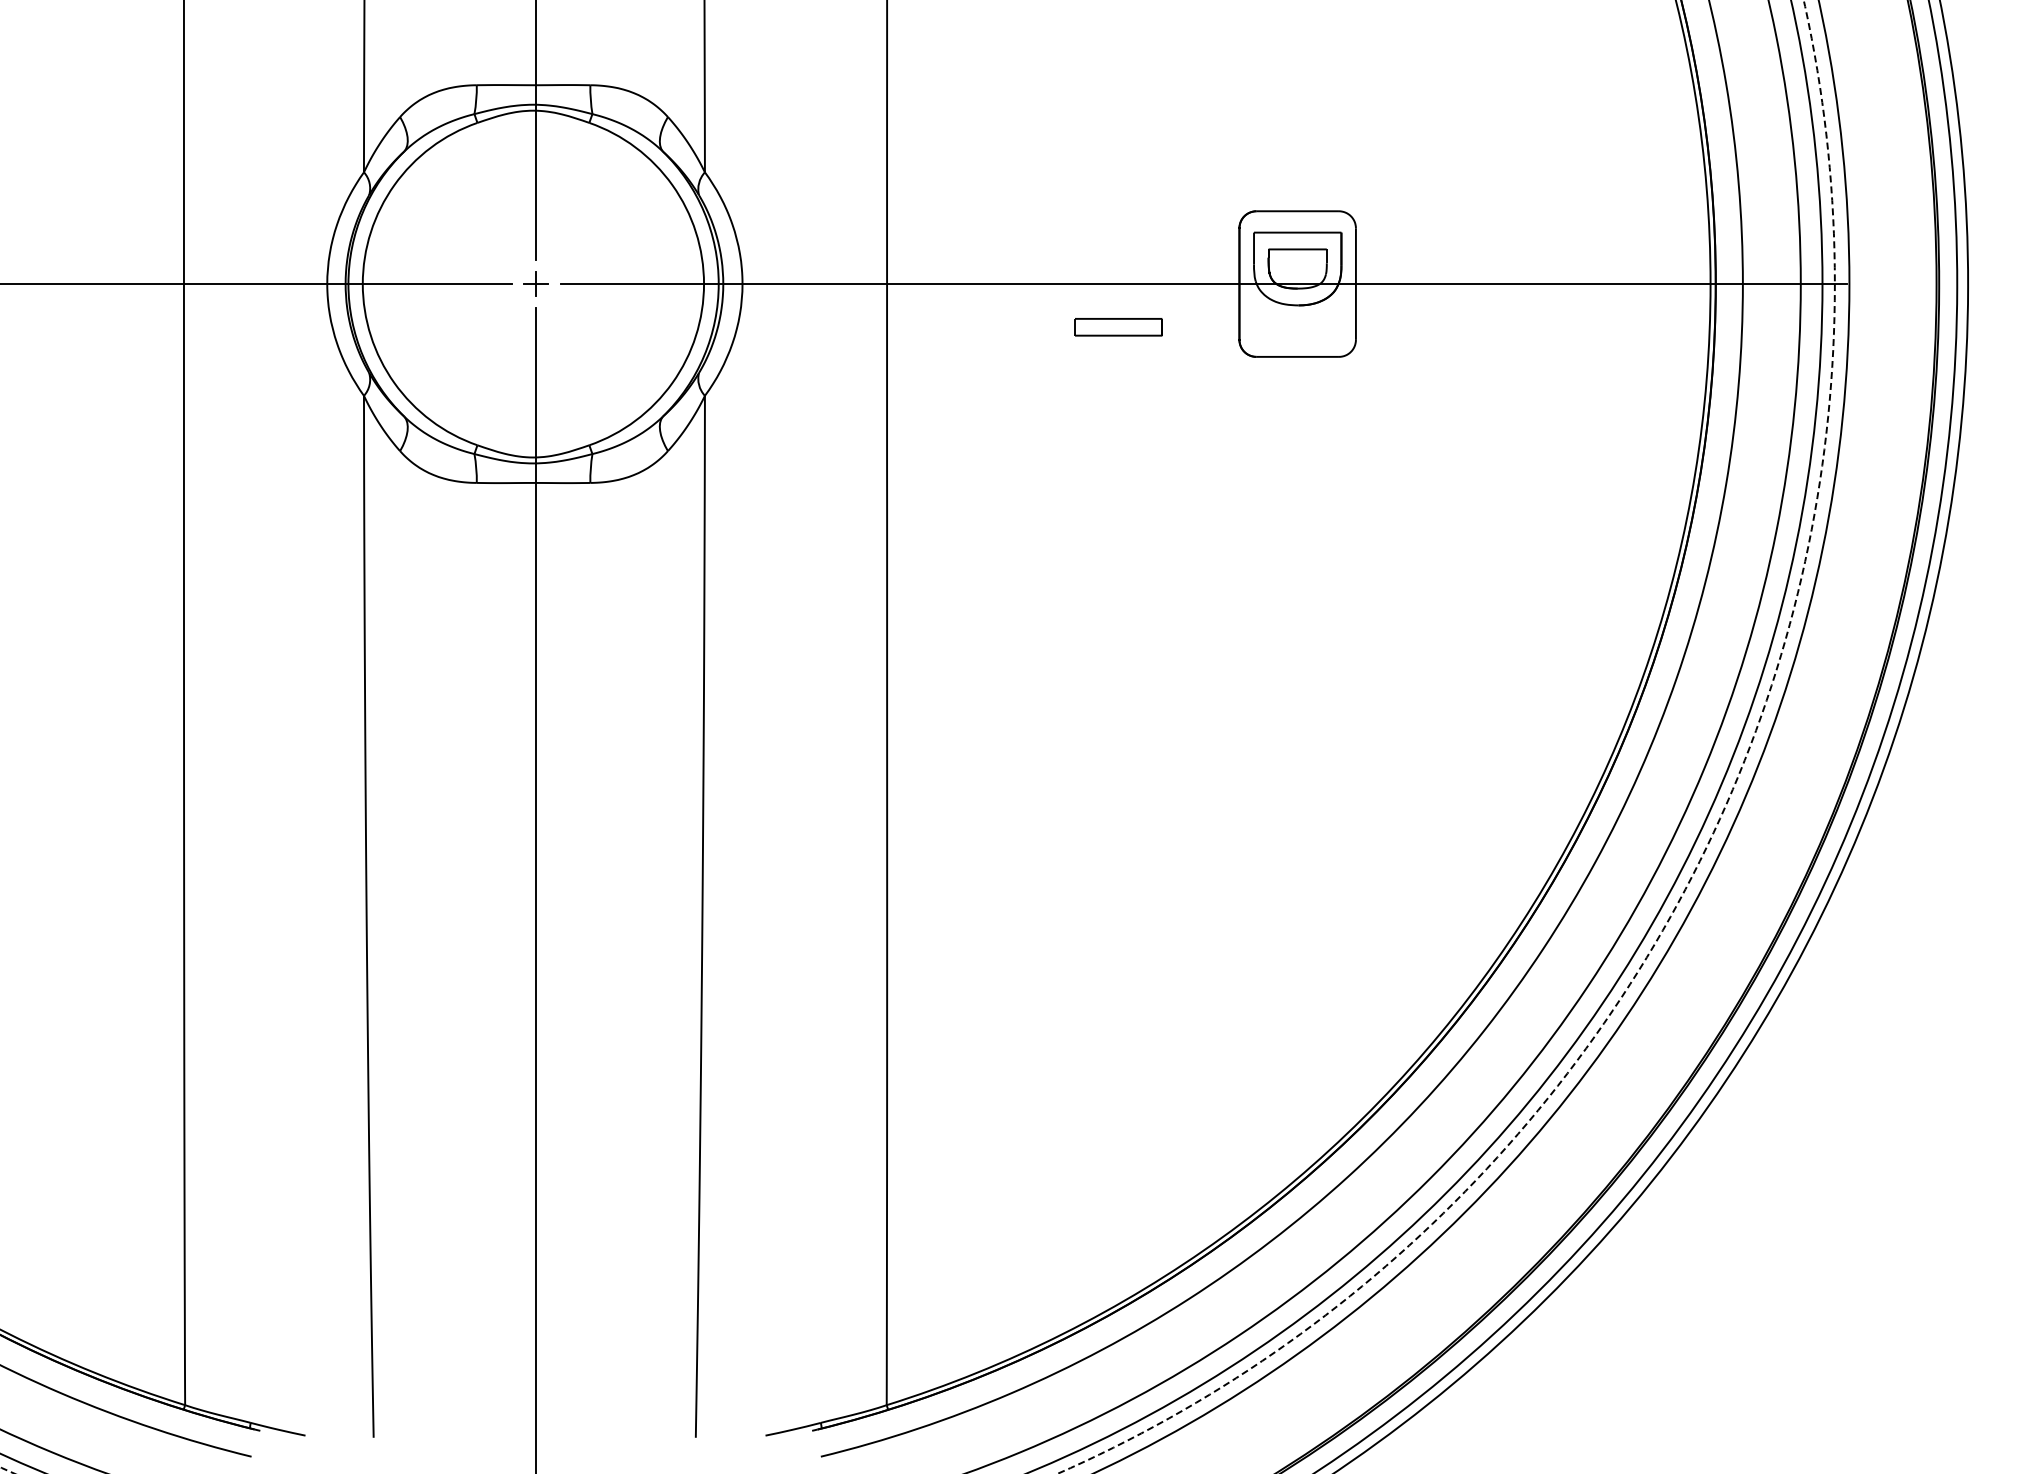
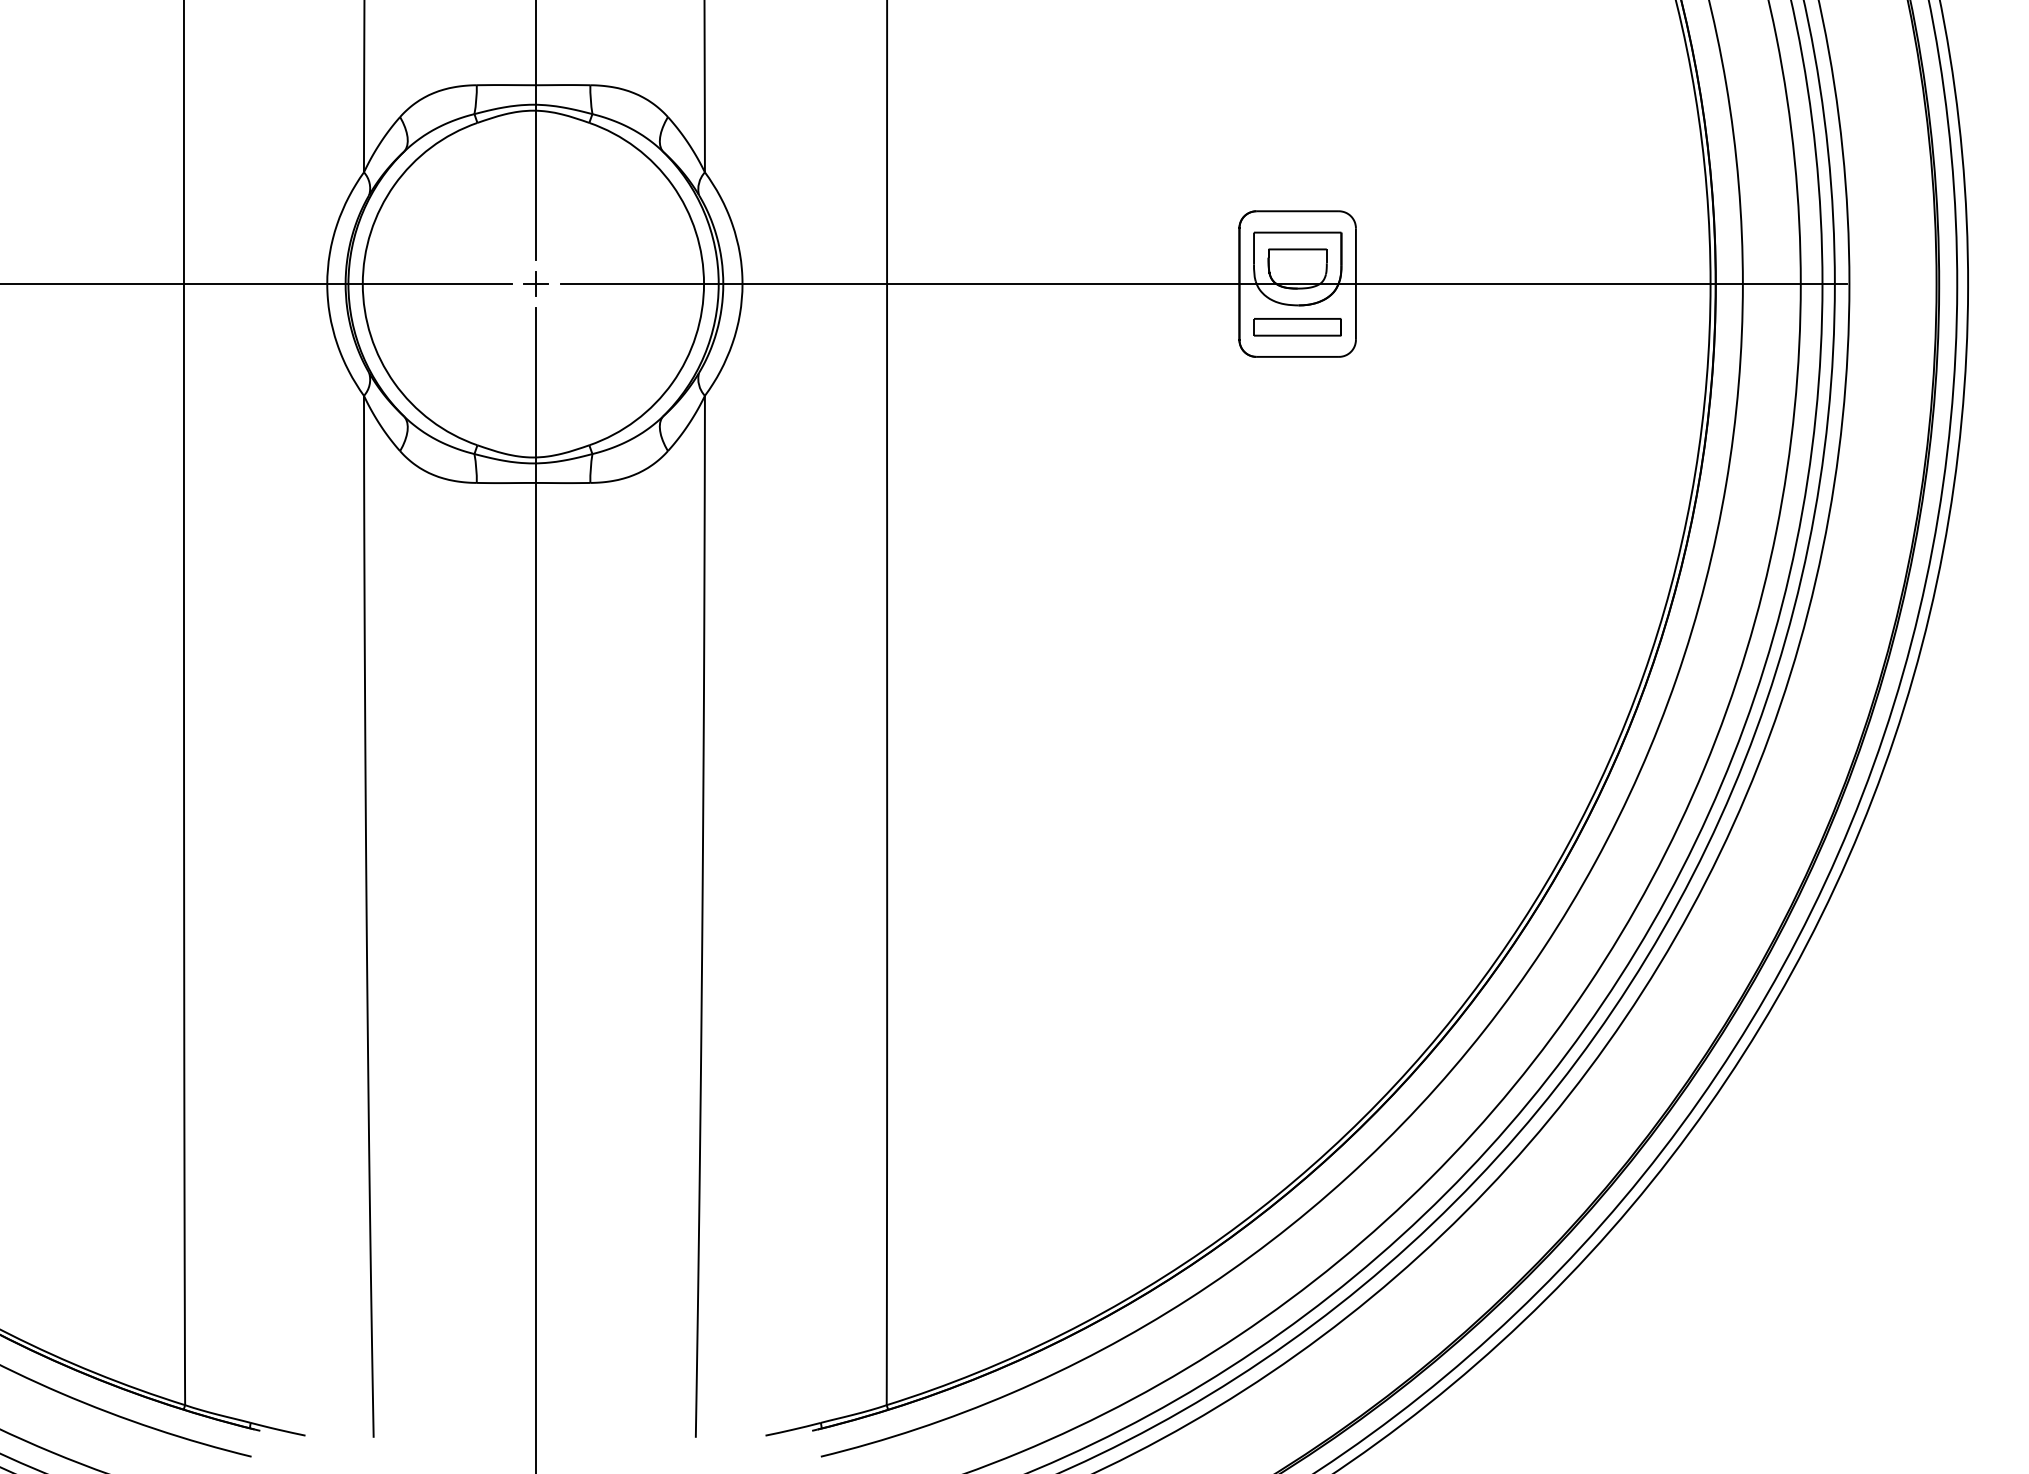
part position: (1118, 327) -> (1297, 327) (1297, 327)
circle: dashed -> solid (917, 736)
